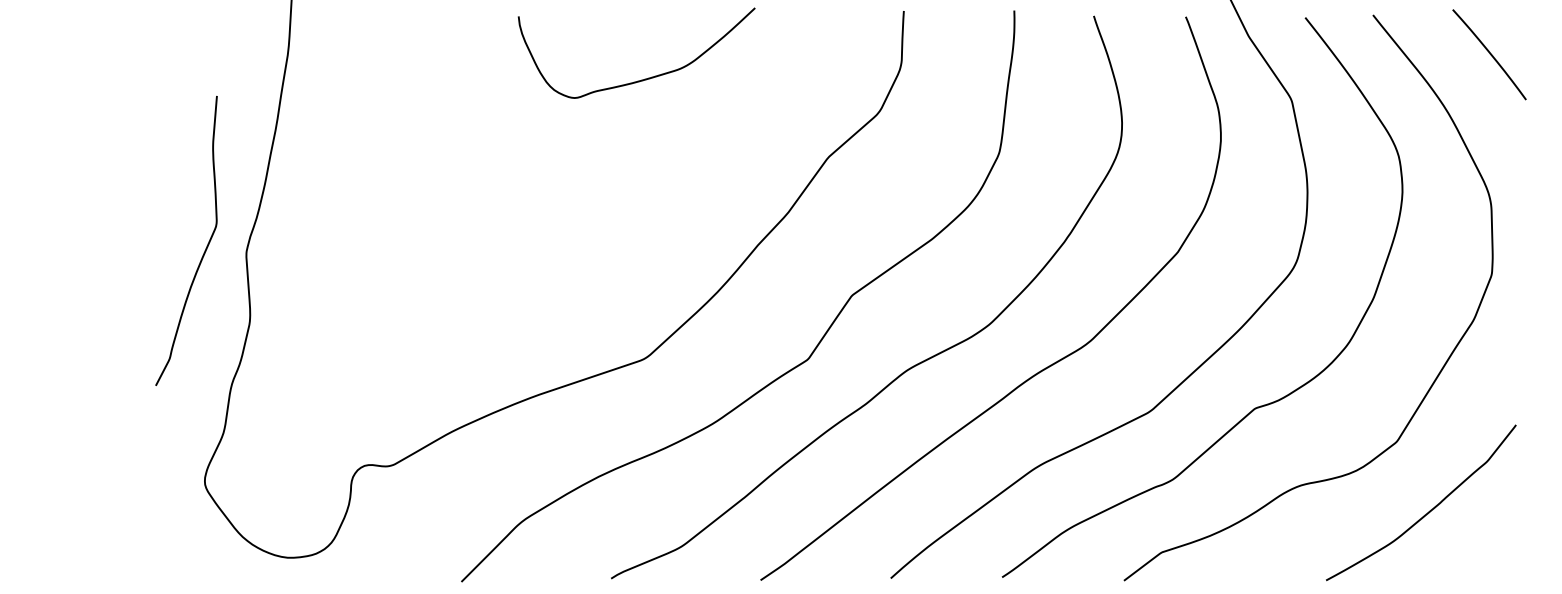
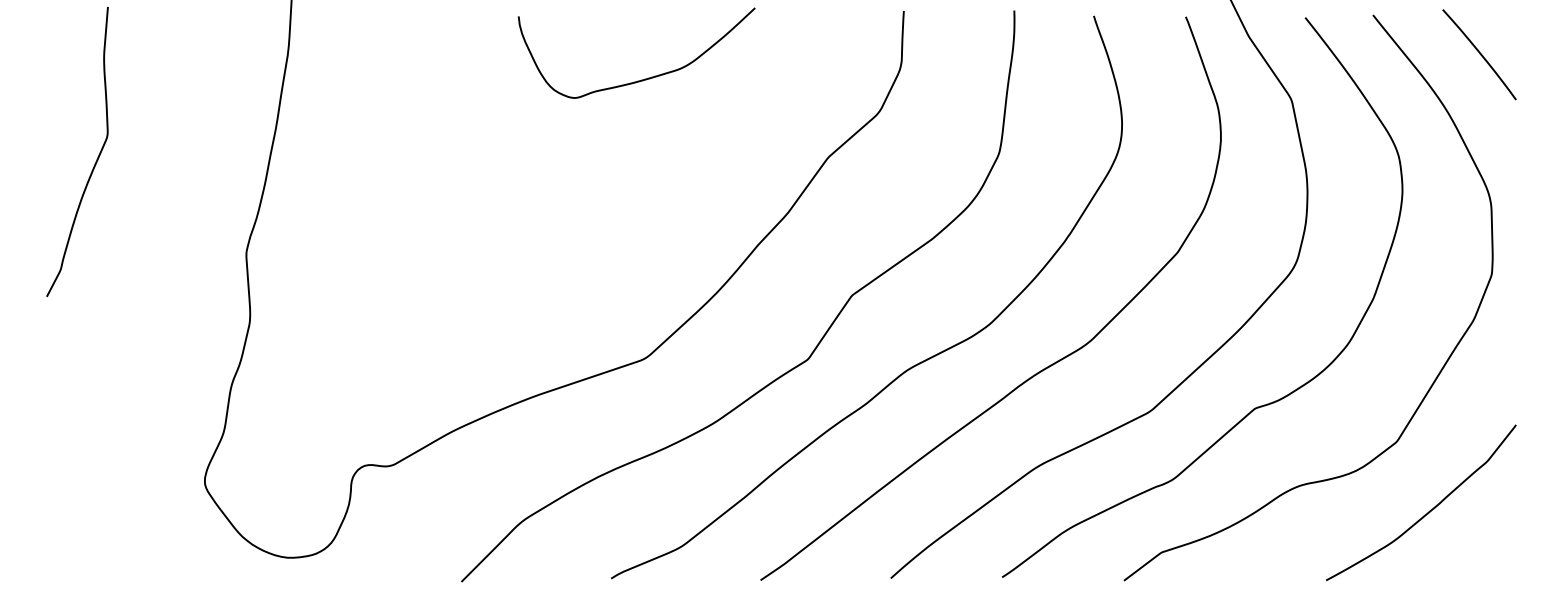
curve position: (1489, 54) -> (1479, 54) (1479, 54)
curve position: (204, 250) -> (95, 161) (95, 161)
